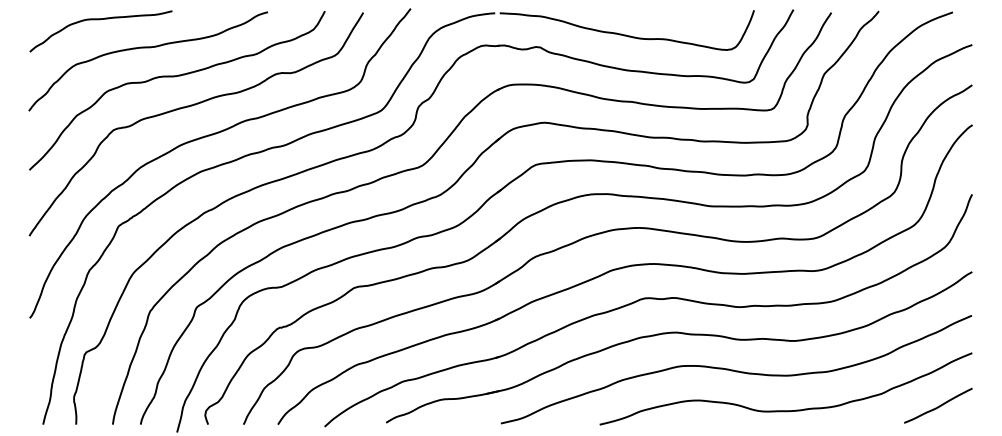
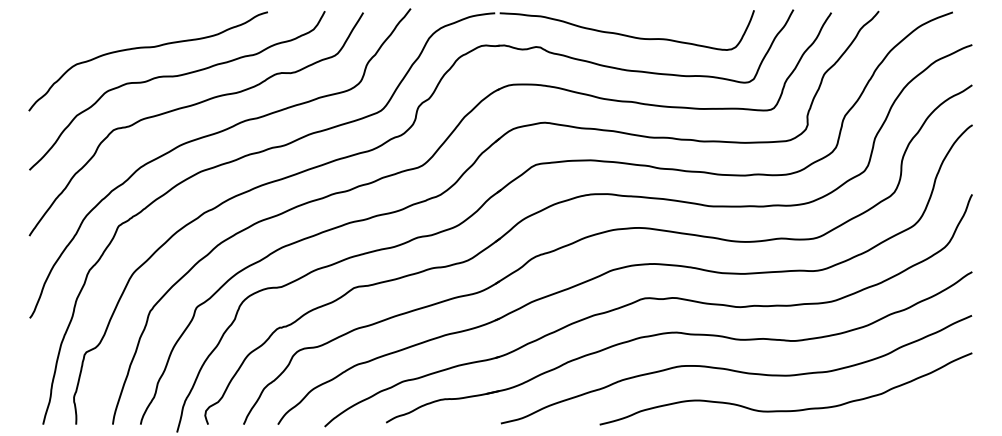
curve: present -> none (100, 20)
curve: present -> none (939, 405)
